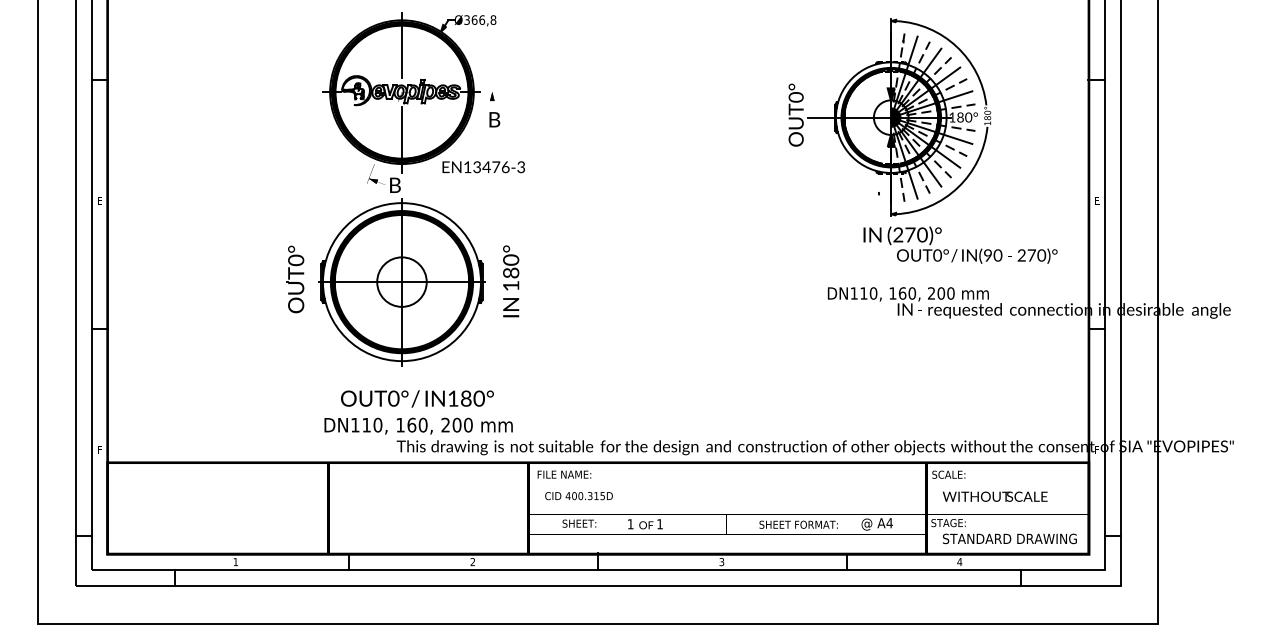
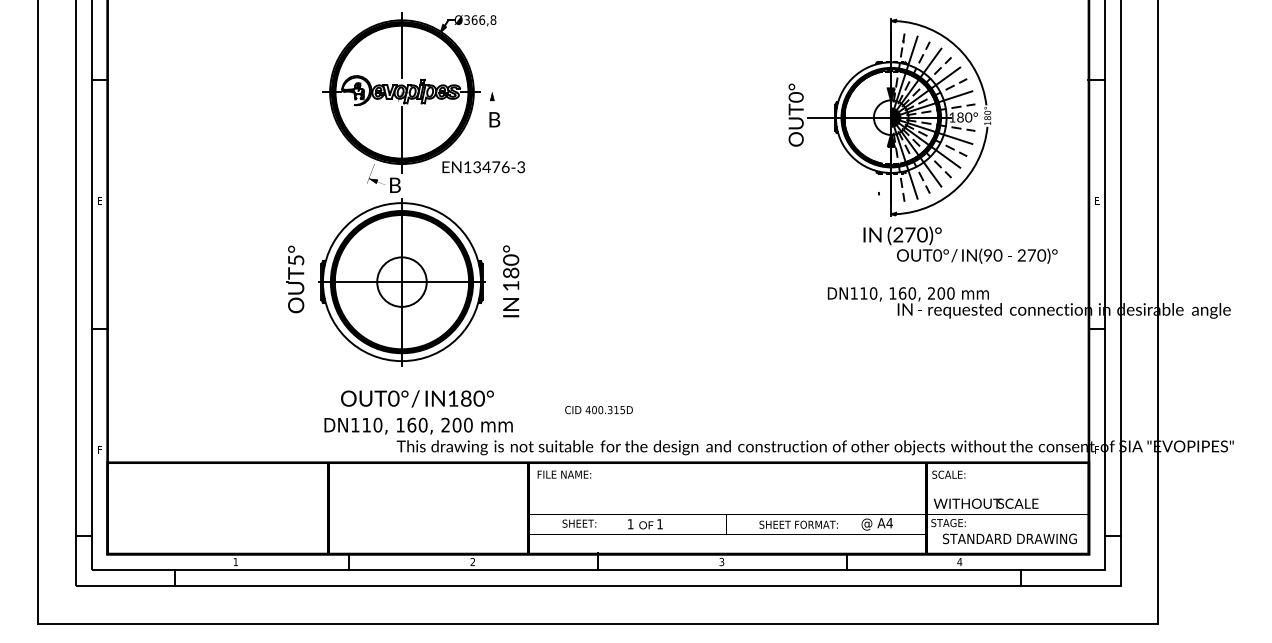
text: OUT0° -> OUT5° (296, 260)
text position: (578, 496) -> (598, 410) (598, 410)
text position: (995, 496) -> (986, 503) (986, 503)
